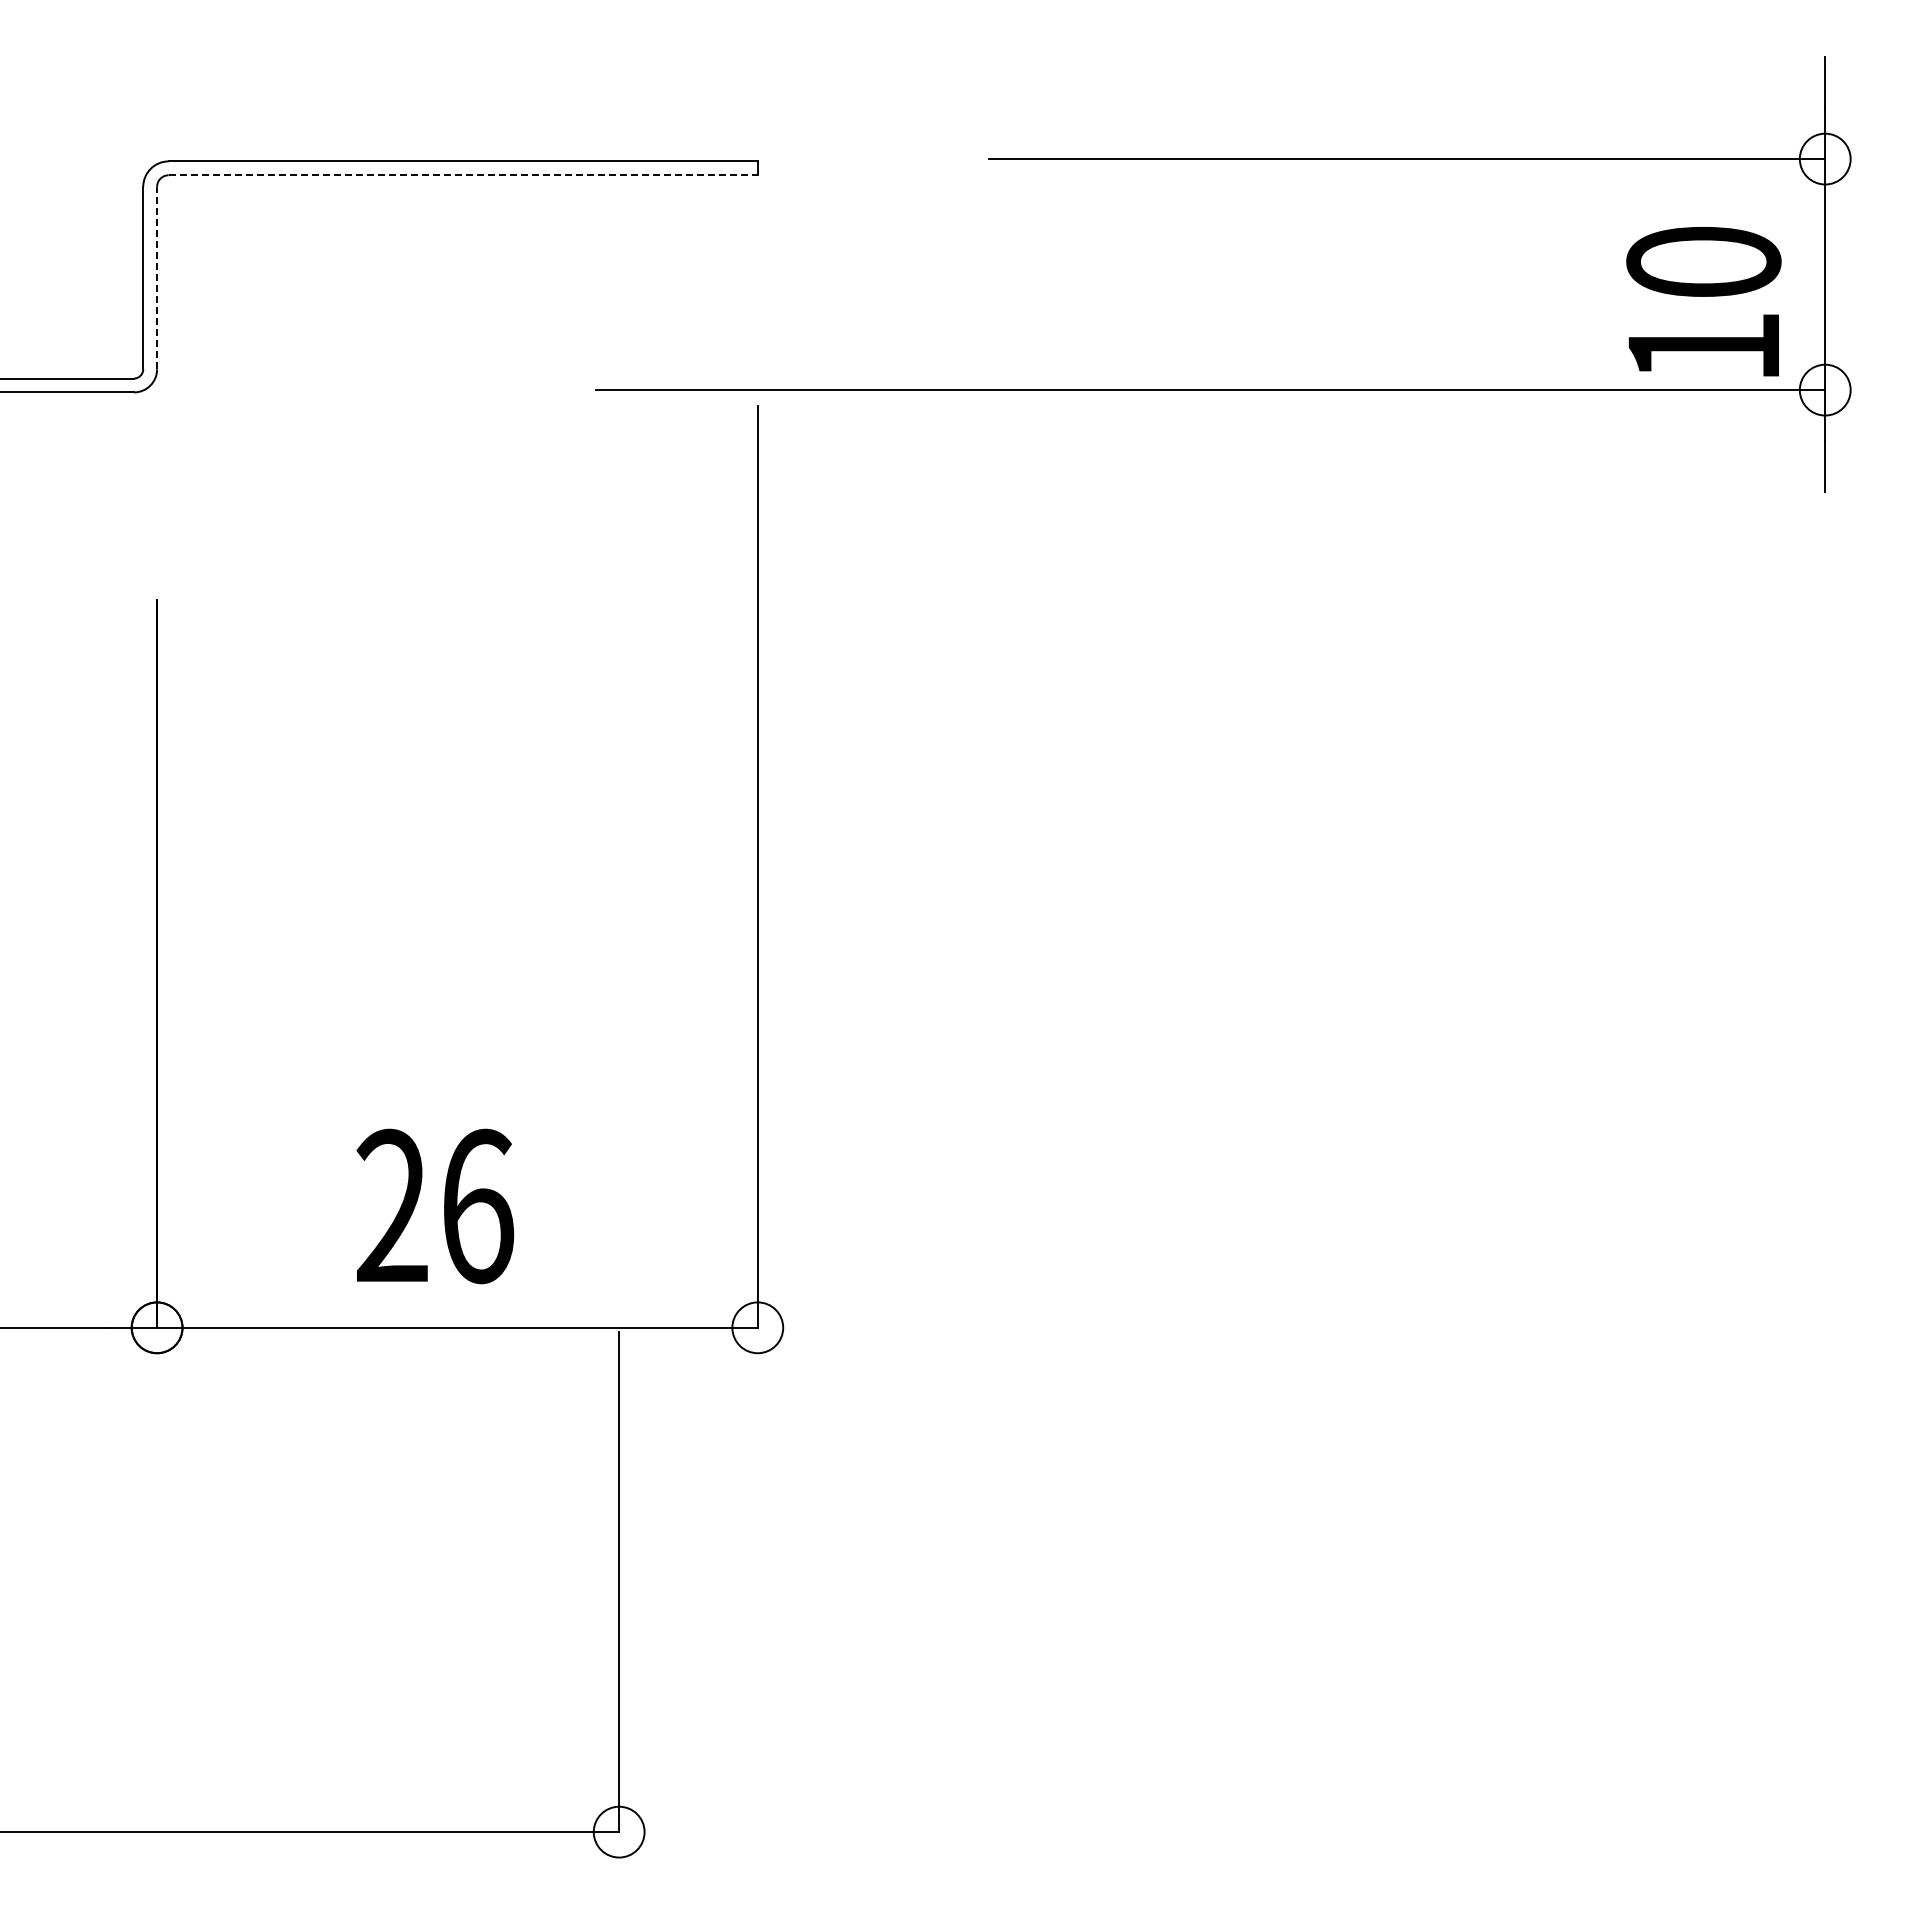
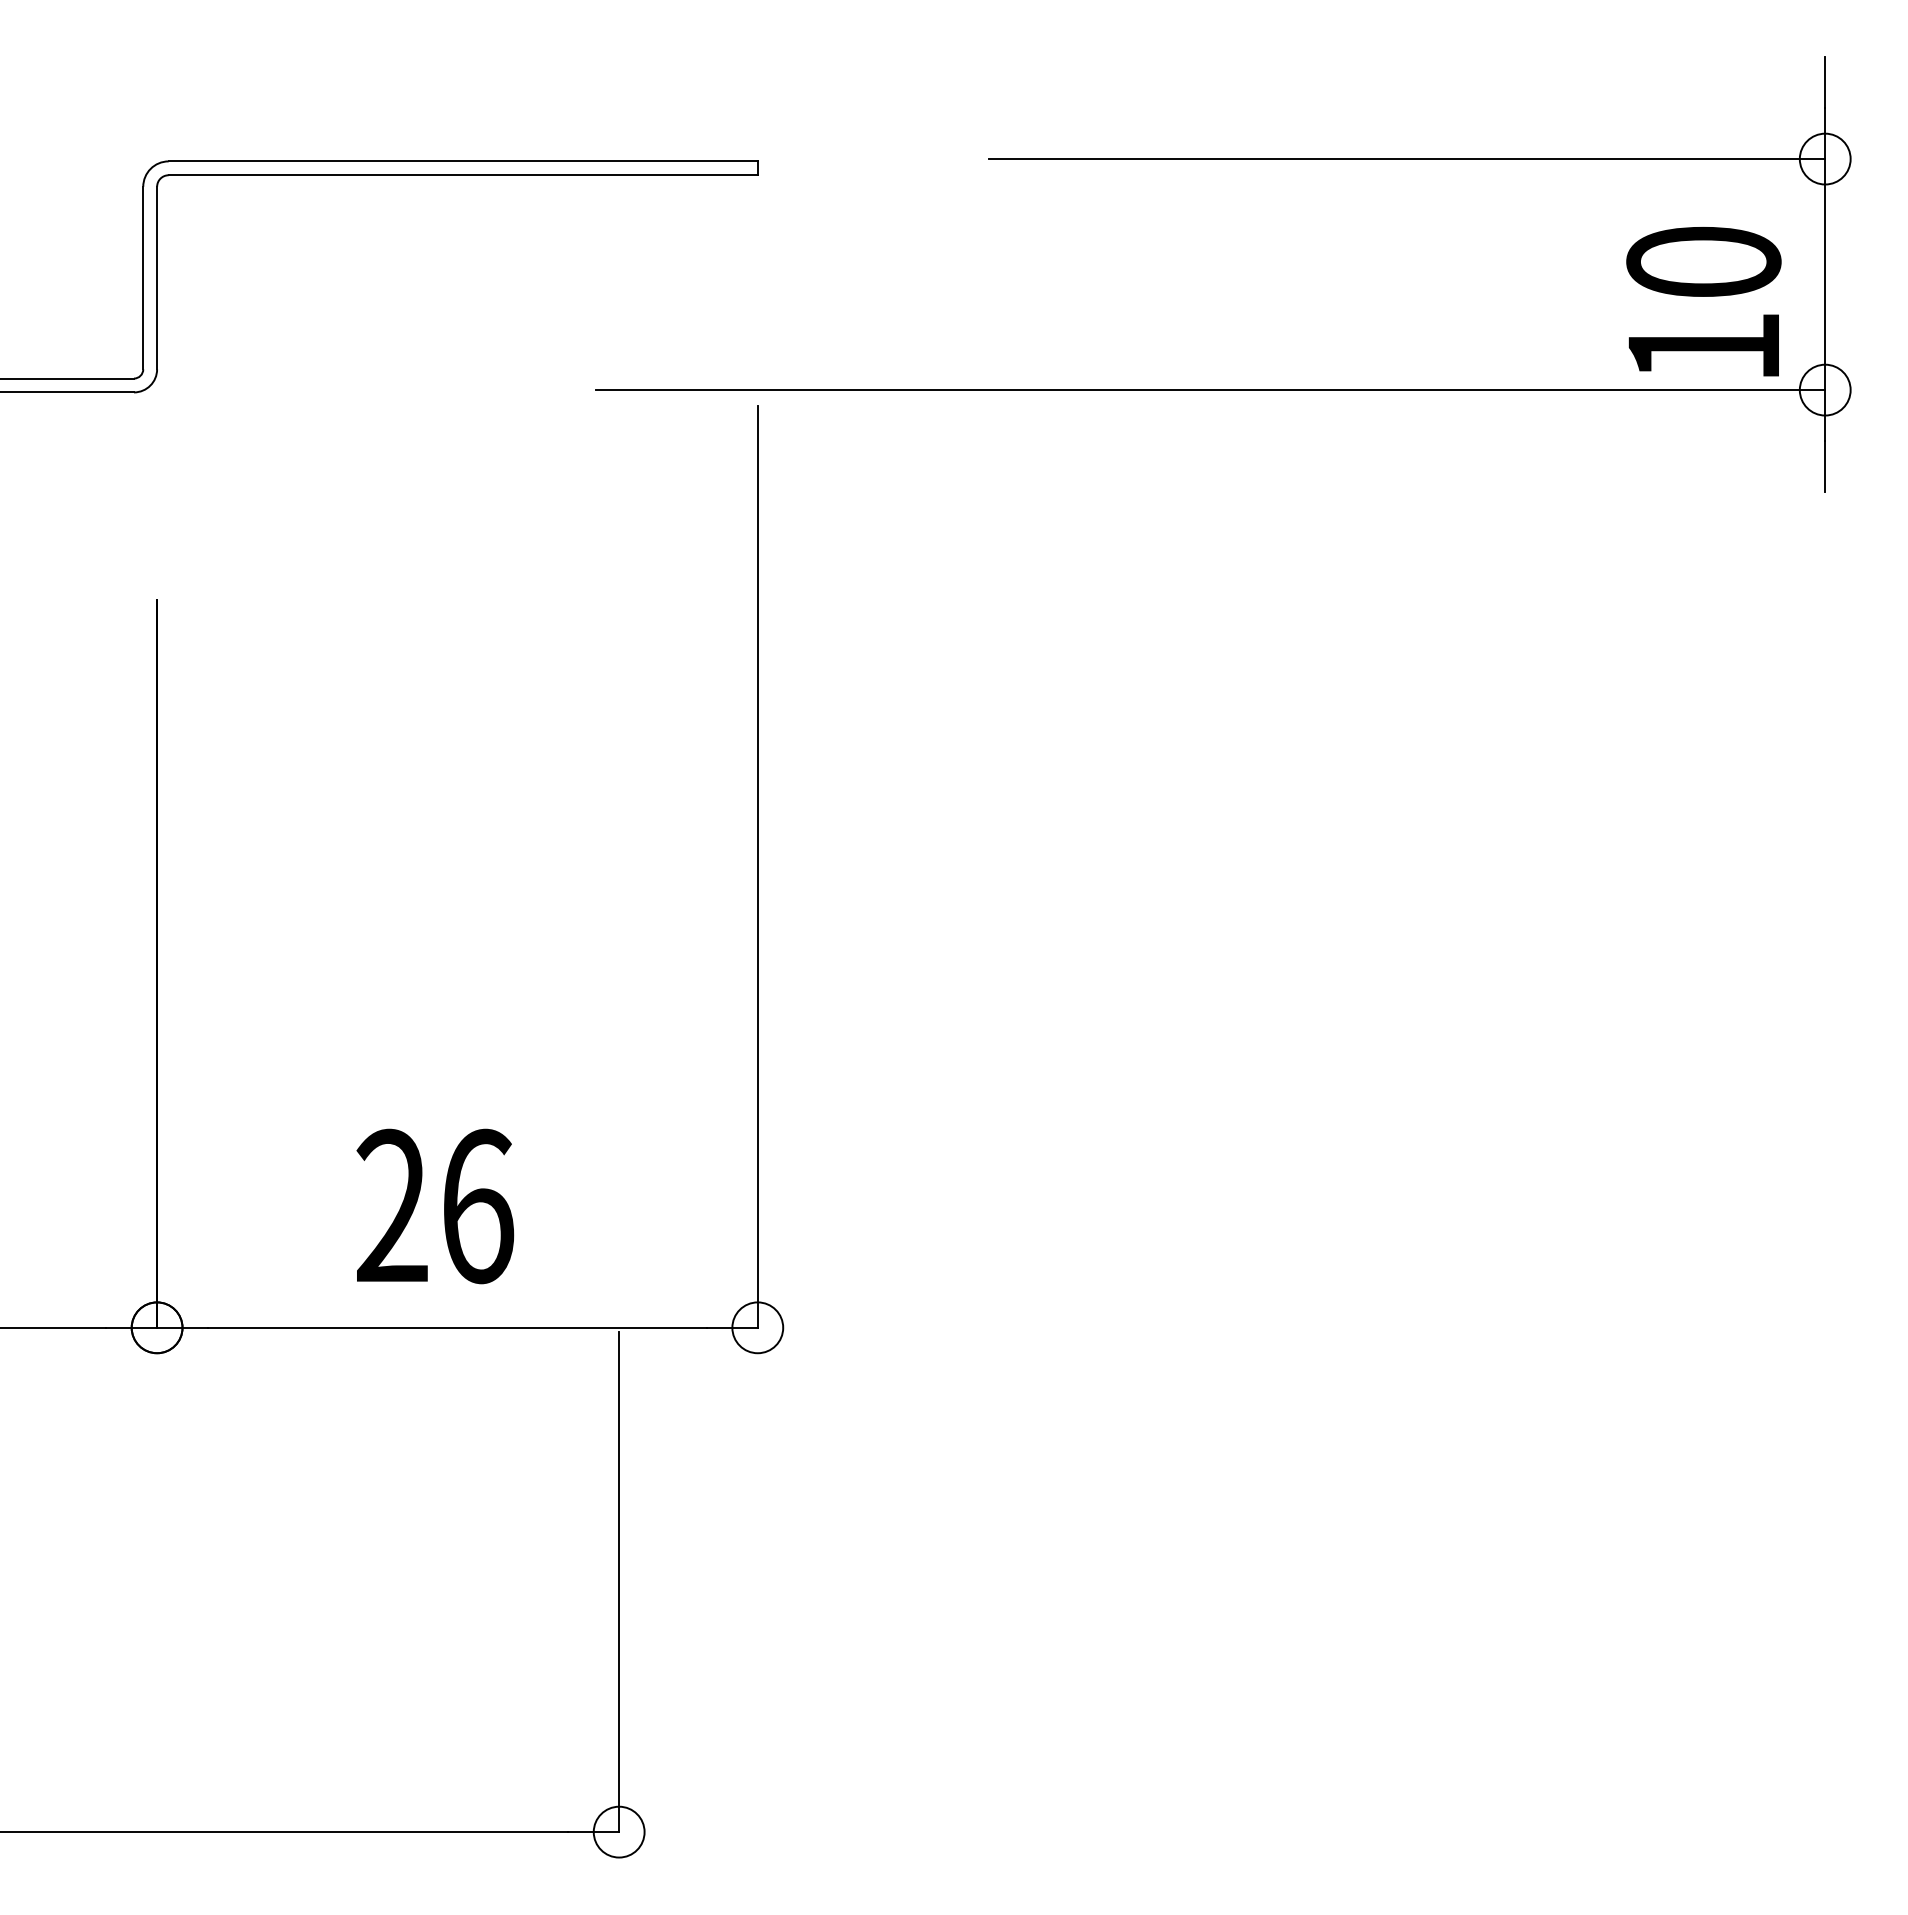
line: dashed -> solid (463, 175)
line: dashed -> solid (157, 277)
